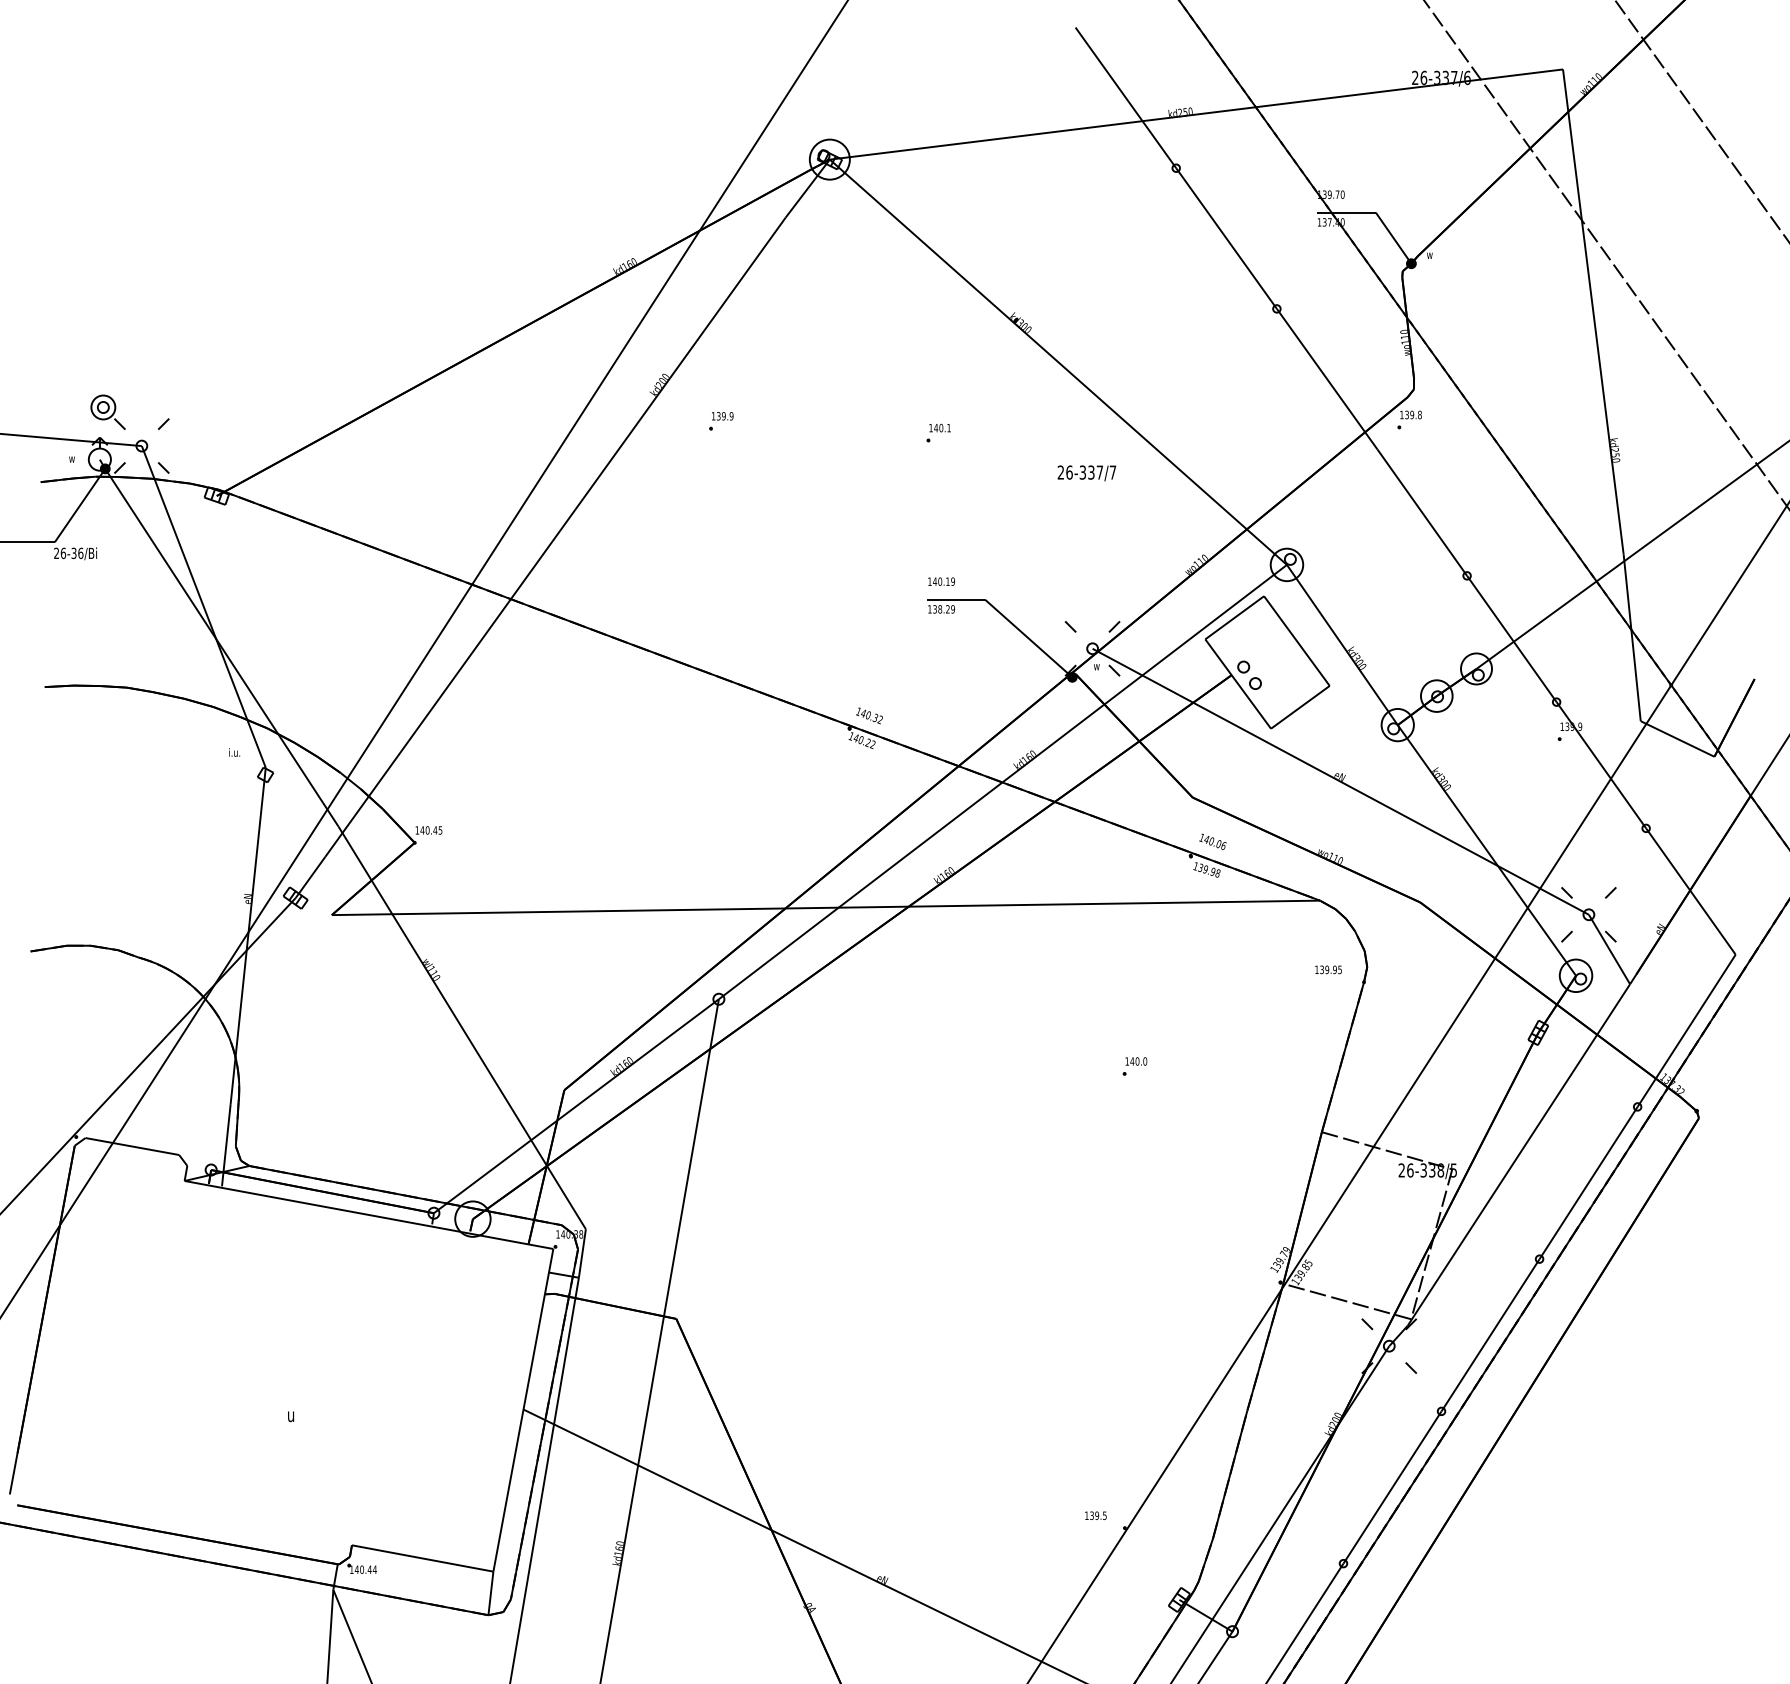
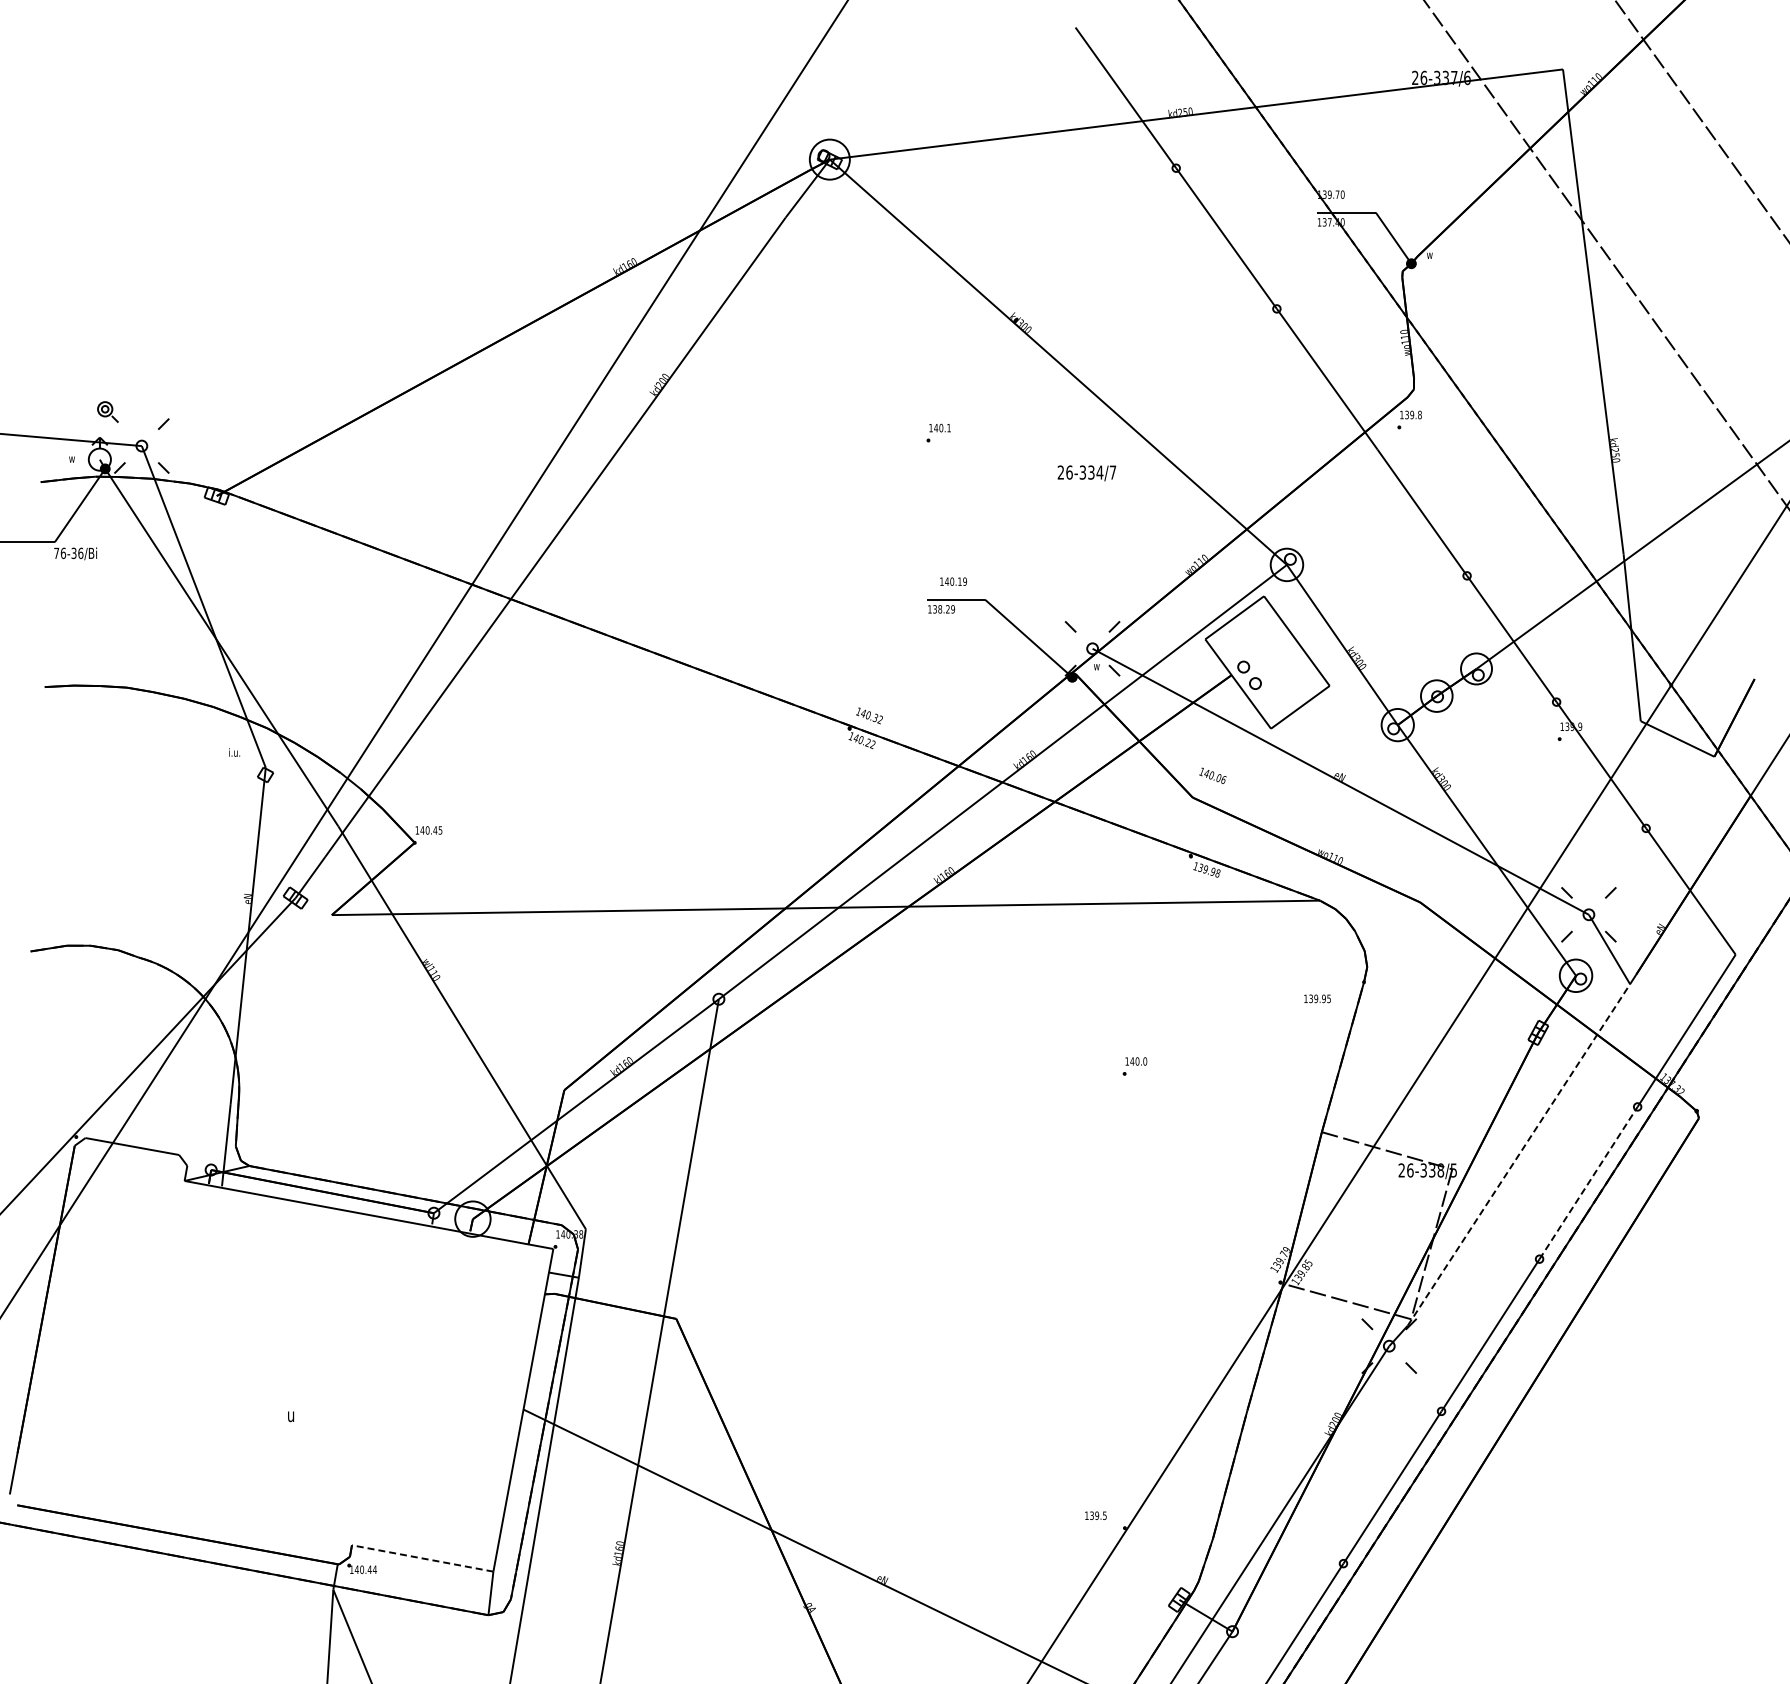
part size: 36x36 px -> 22x22 px (107, 411)
part: present -> none (721, 421)
text: 26-337/7 -> 26-334/7 (1099, 472)
text: 26-36/Bi -> 76-36/Bi (56, 552)
text position: (941, 581) -> (953, 581) (953, 581)
text position: (1212, 841) -> (1212, 775) (1212, 775)
text position: (1328, 969) -> (1317, 998) (1317, 998)
line: solid -> dashed (1518, 1154)
line: solid -> dashed (1588, 1183)
line: solid -> dashed (422, 1558)
